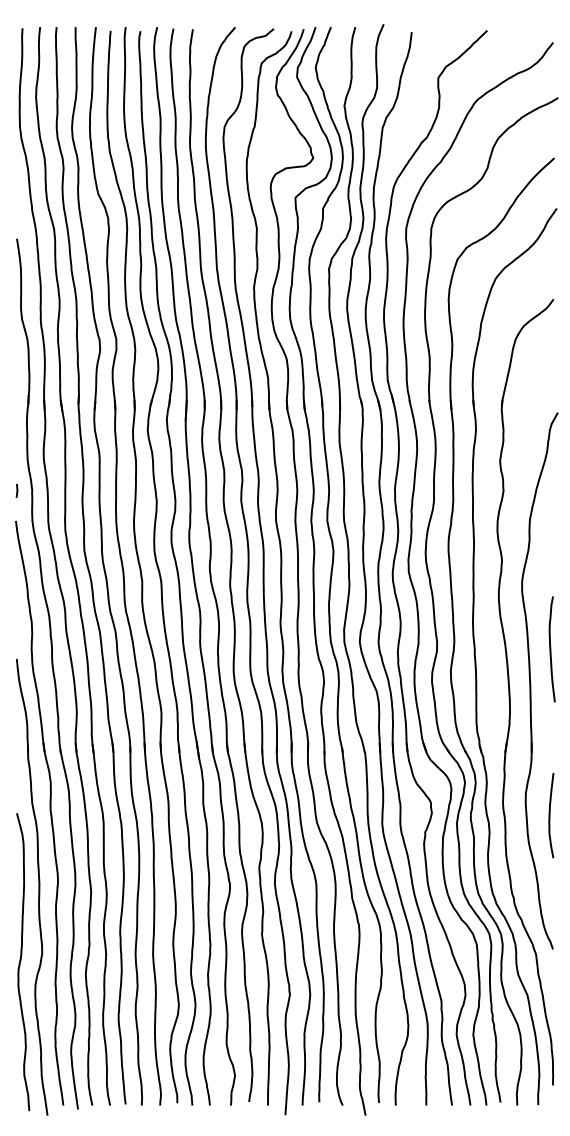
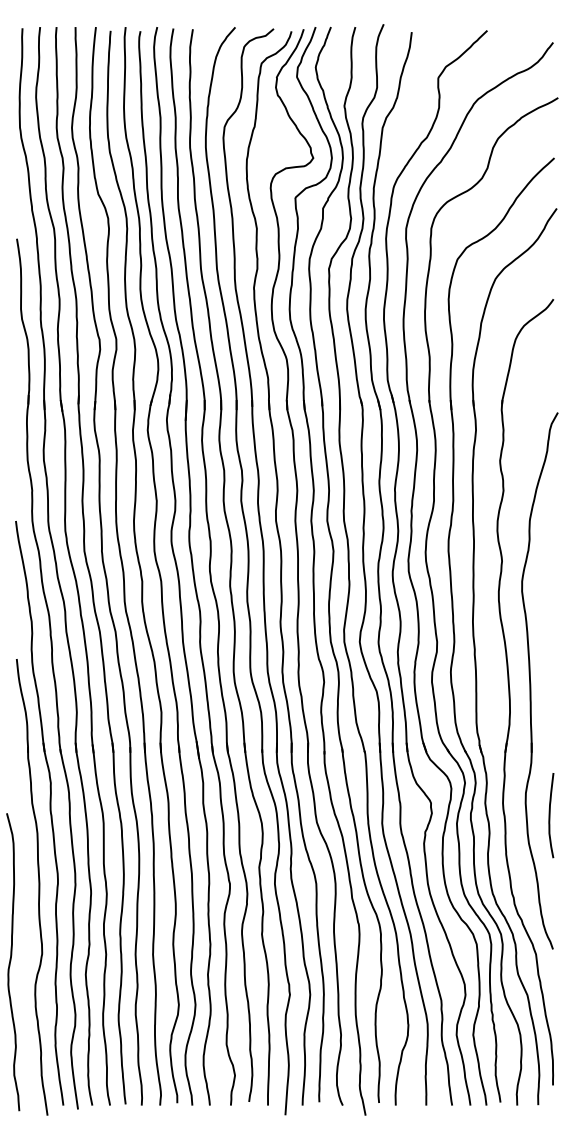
line: present -> none (16, 490)
curve: present -> none (551, 649)
curve position: (21, 961) -> (11, 961) (11, 961)
